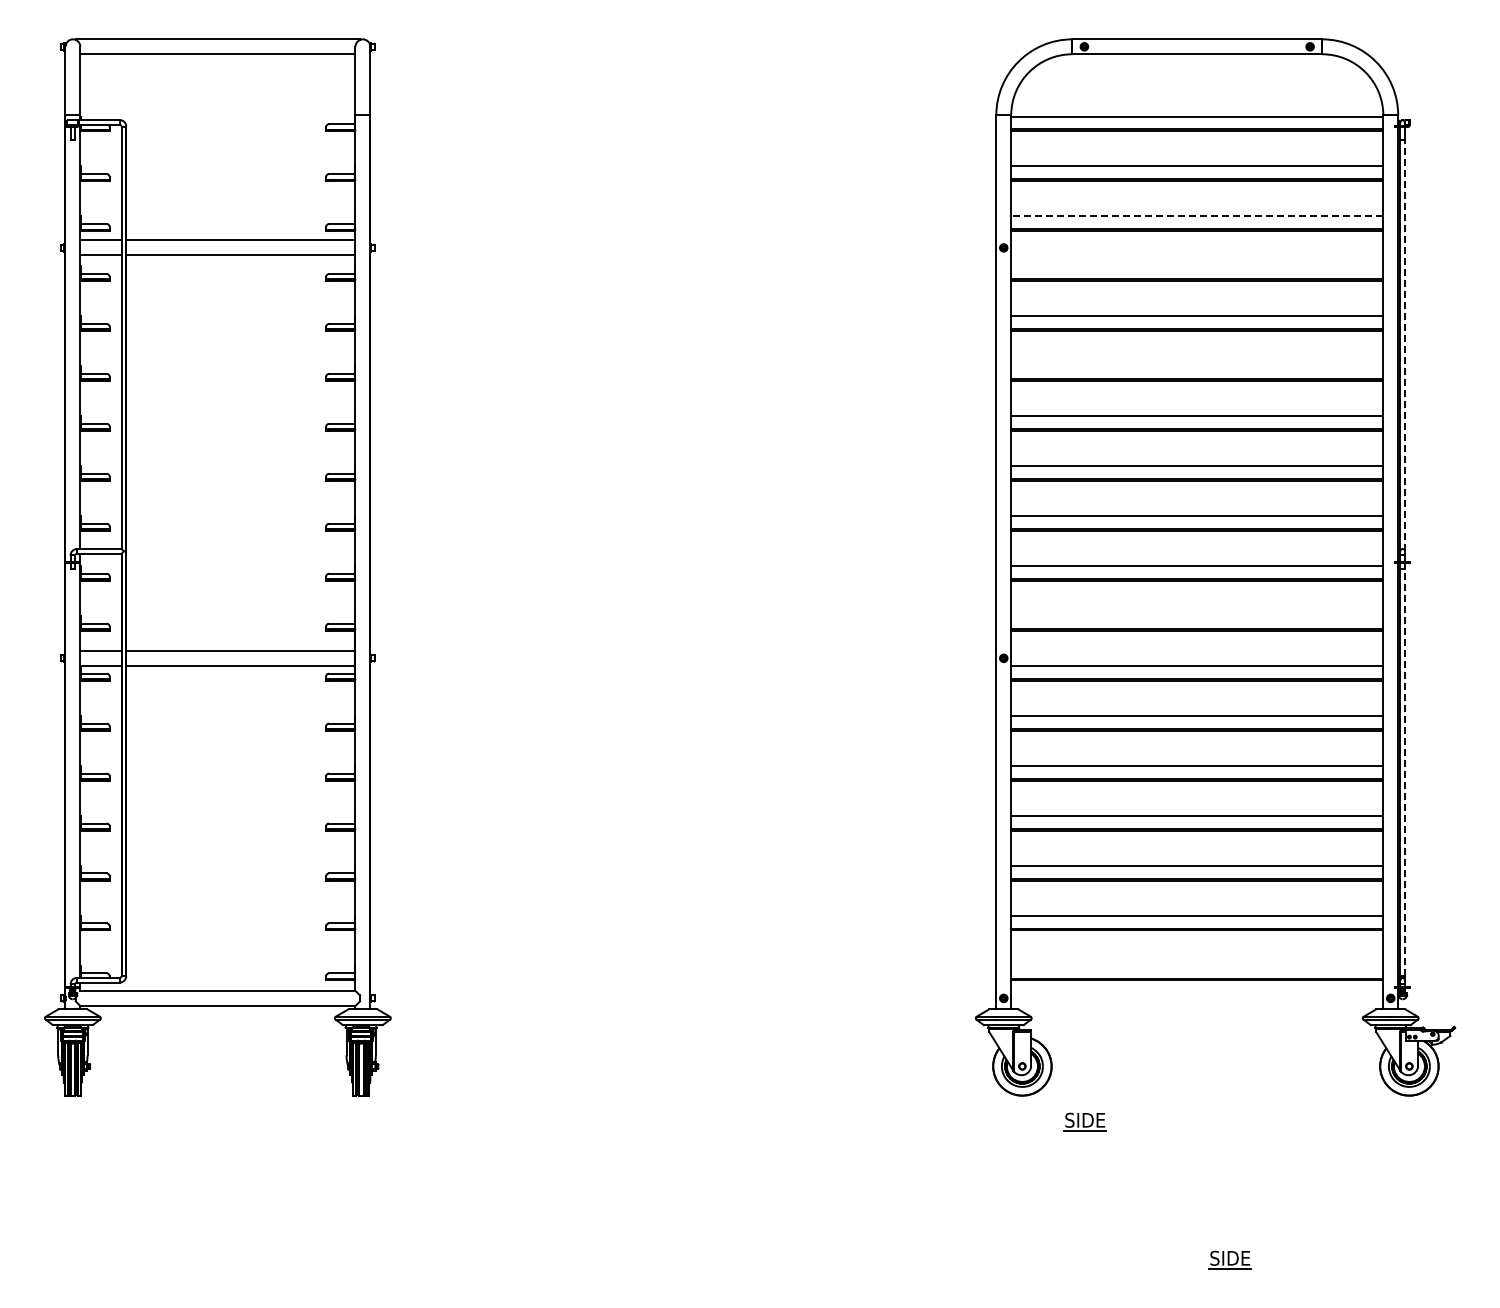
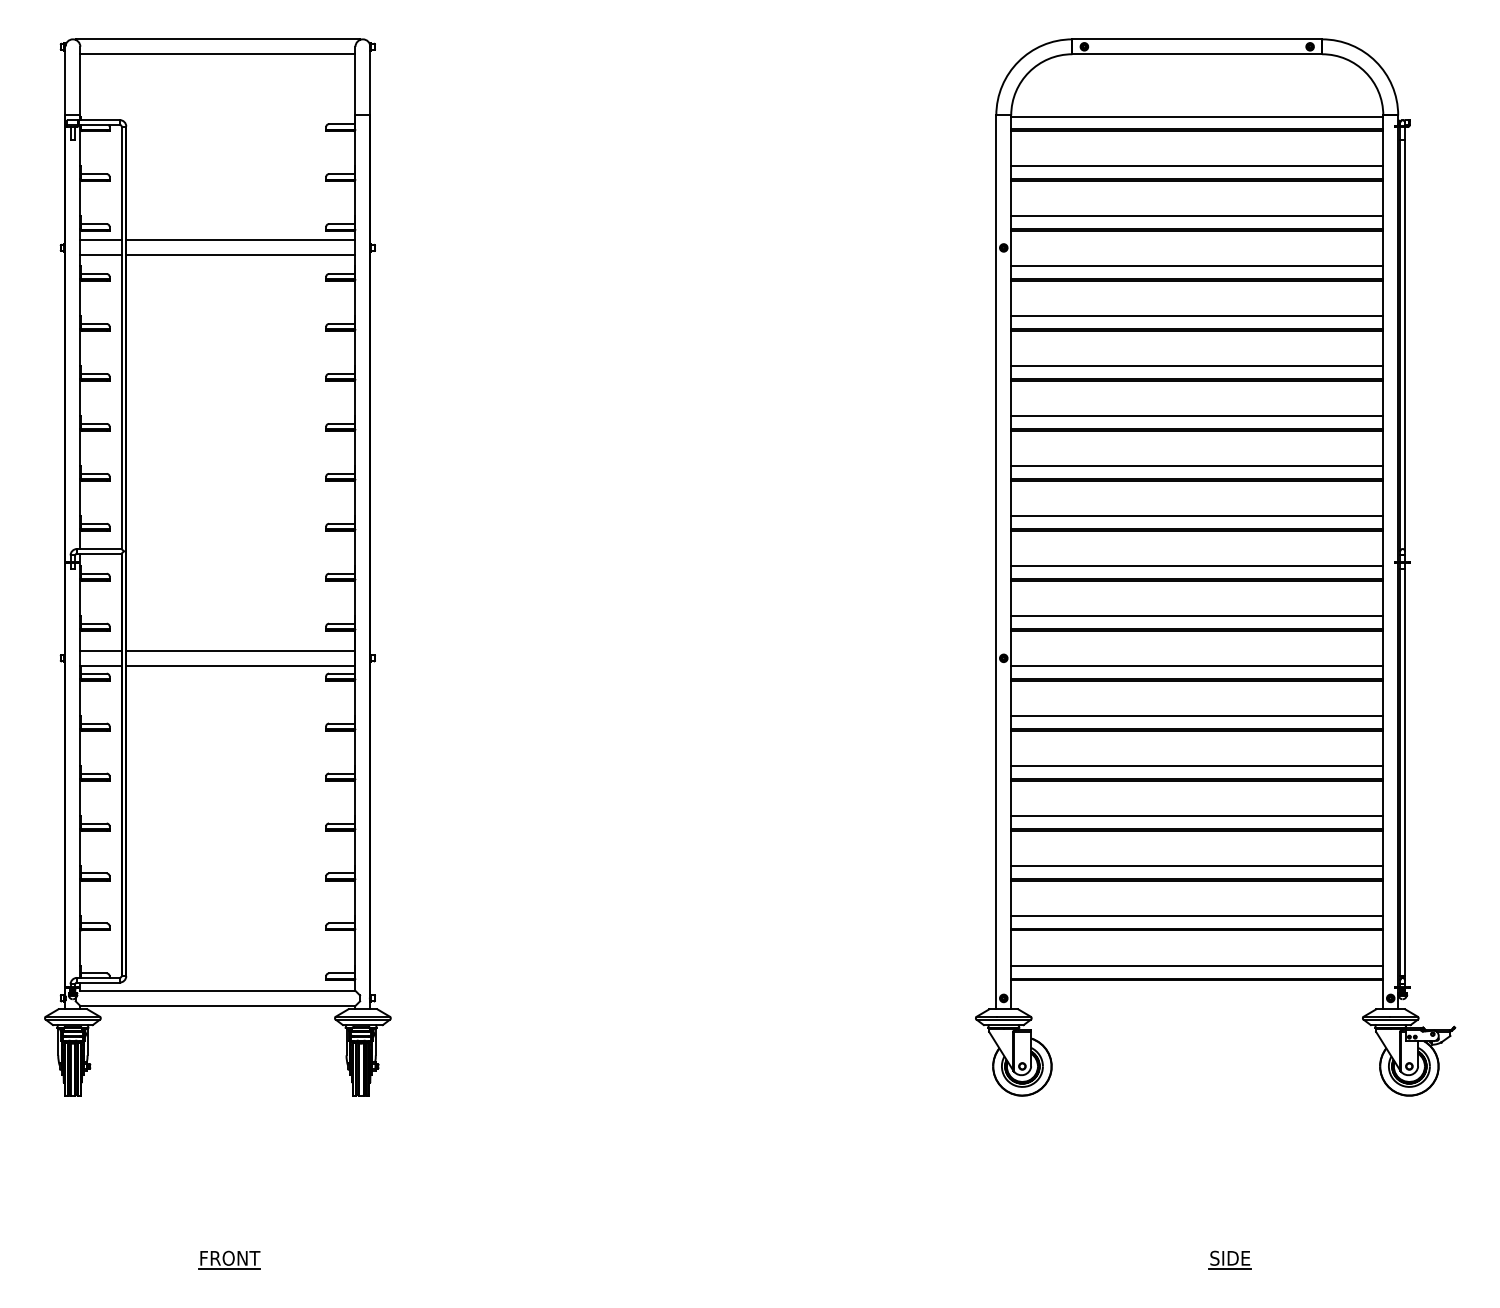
line: dashed -> solid (1196, 216)
line: none -> present (1197, 266)
line: dashed -> solid (1405, 345)
line: none -> present (1197, 366)
line: none -> present (1197, 616)
line: dashed -> solid (1405, 772)
line: none -> present (1197, 965)
part: present -> none (1084, 1121)
part: none -> present (229, 1259)
